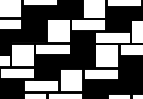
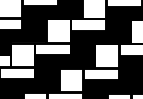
fill: none -> present (112, 37)
fill: none -> present (40, 85)
